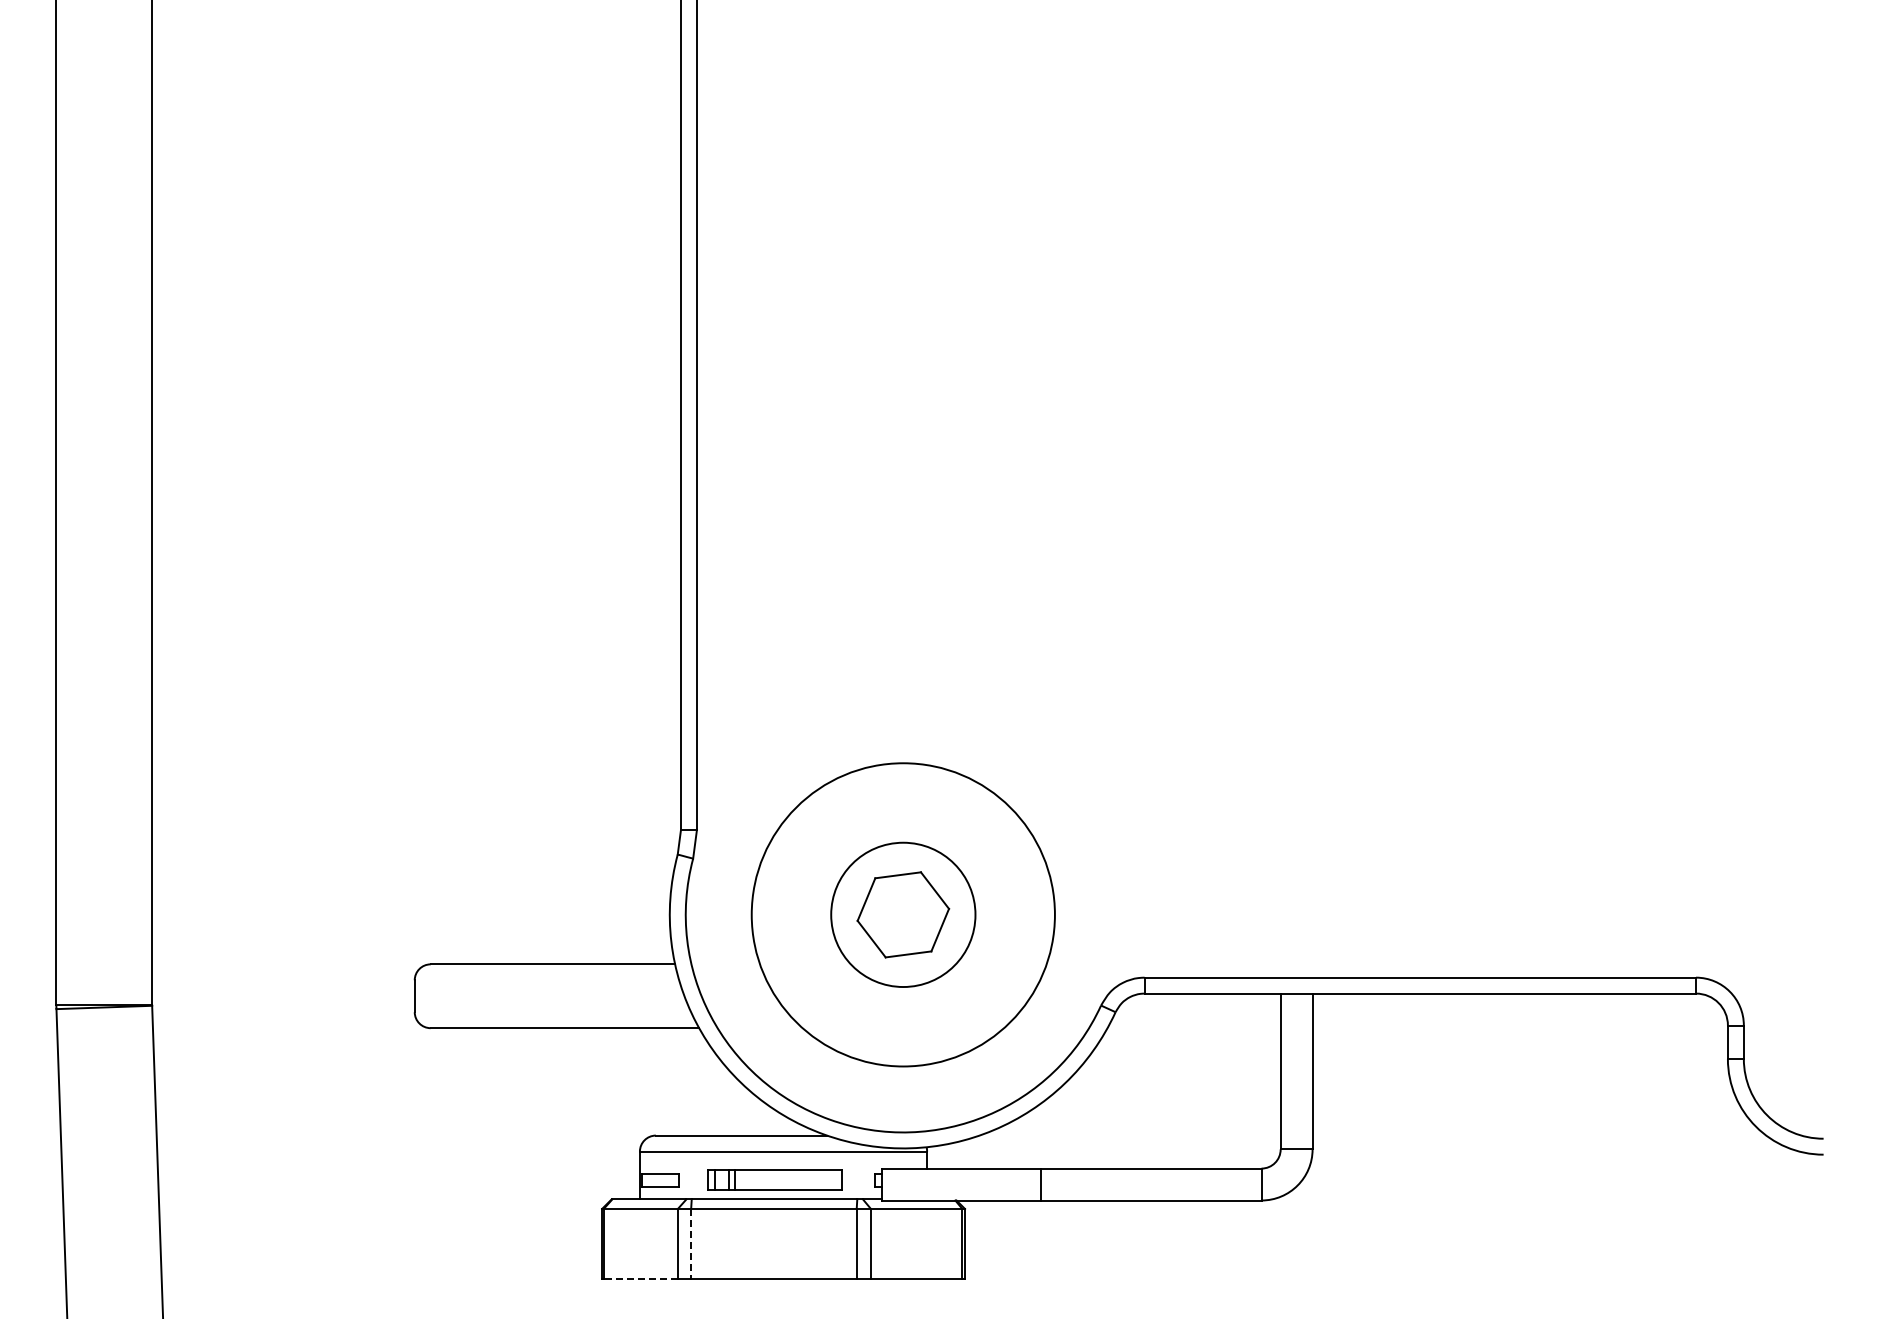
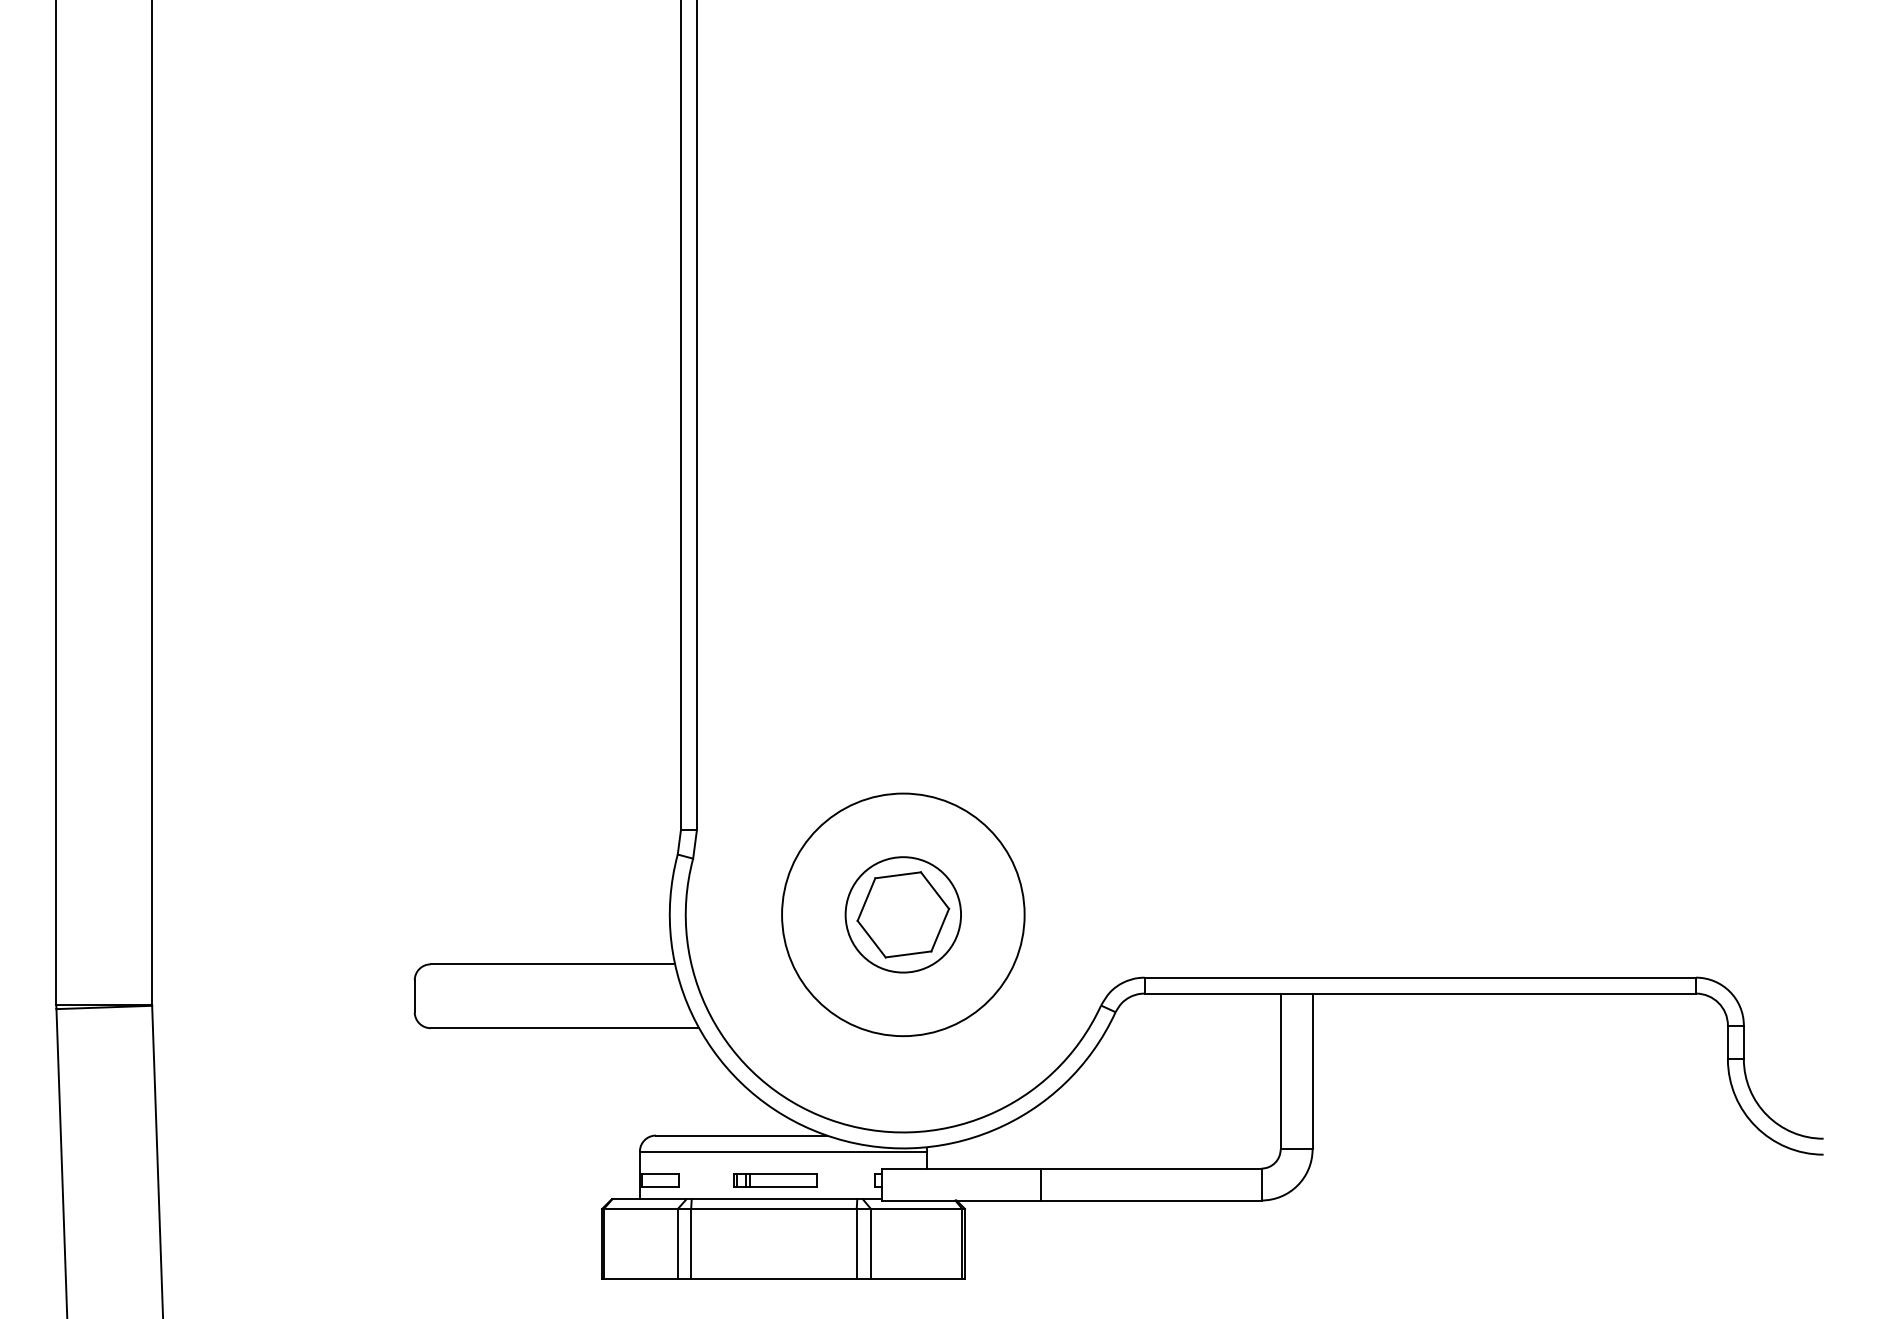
circle diameter: 303 px -> 243 px (903, 914)
circle diameter: 144 px -> 115 px (903, 914)
part size: 136x22 px -> 85x15 px (775, 1180)
line: dashed -> solid (691, 1244)
line: dashed -> solid (640, 1279)
